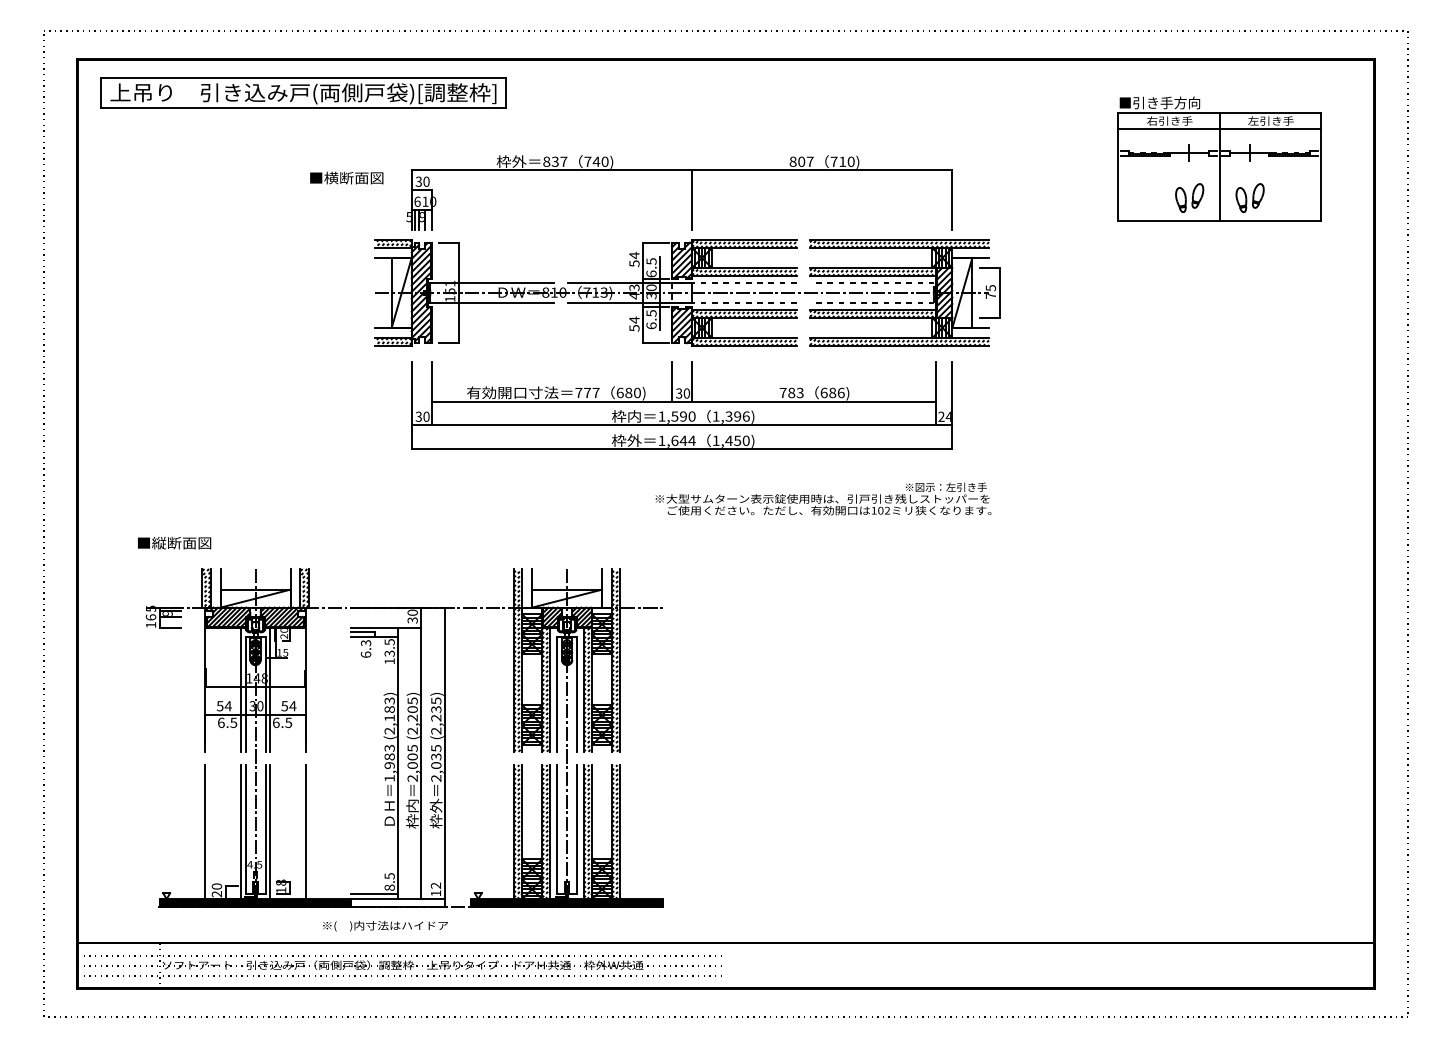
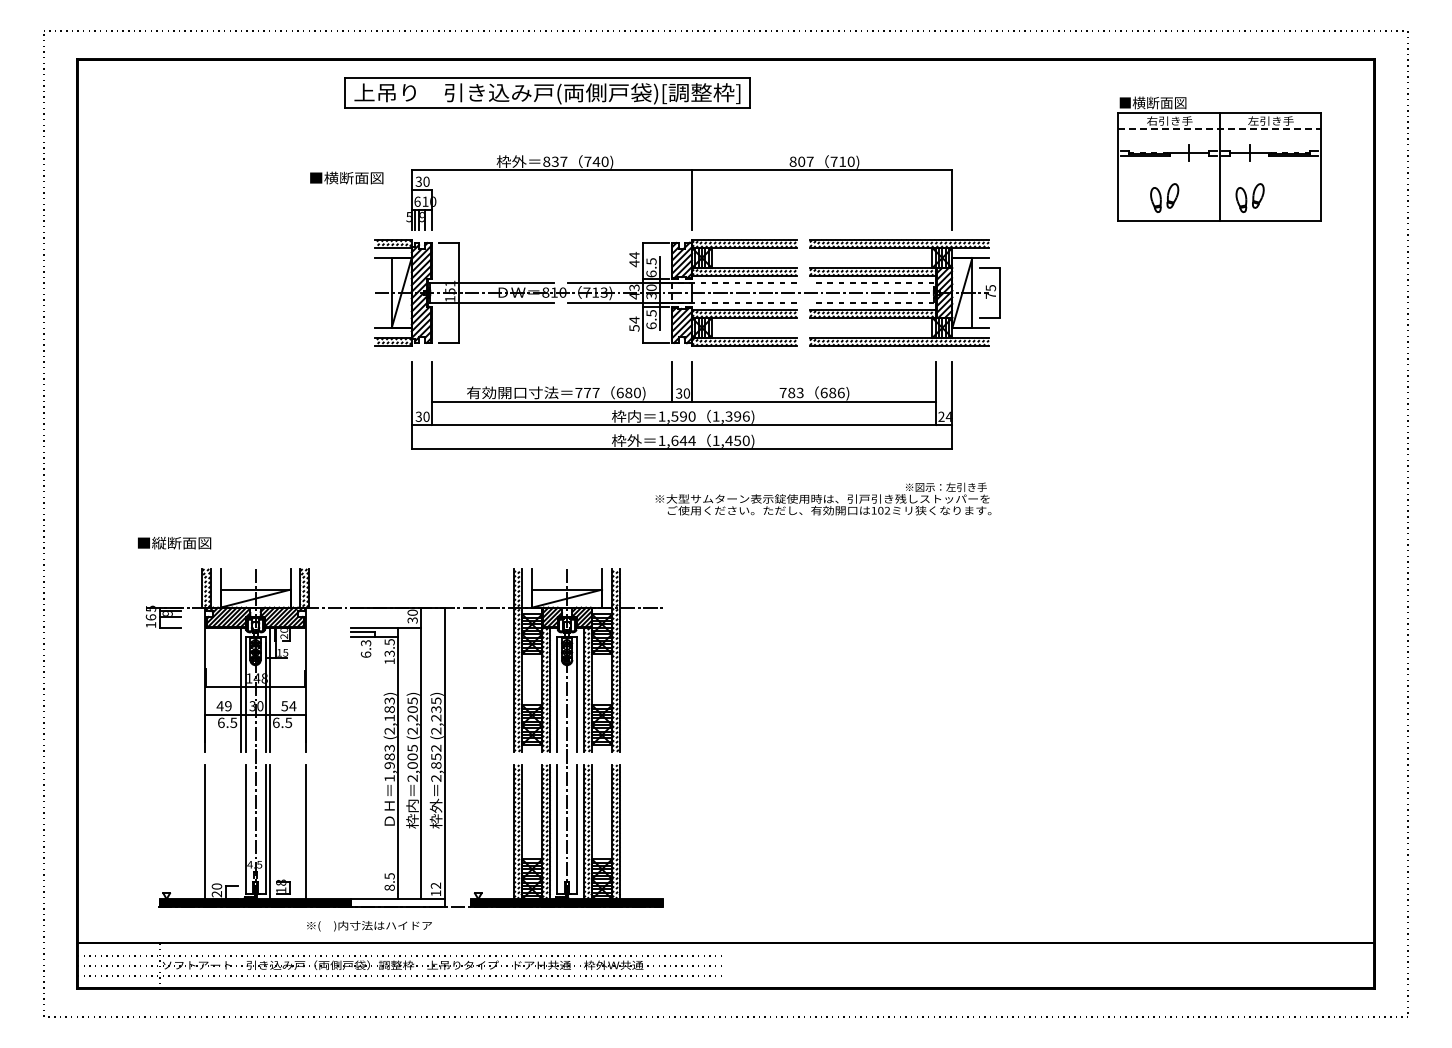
part position: (303, 92) -> (547, 92) (547, 92)
text: ■引き手方向 -> ■横断面図 (1166, 102)
line: solid -> dashed (1220, 129)
part position: (1189, 197) -> (1164, 197) (1164, 197)
text: 54 -> 44 (634, 263)
text: 54 -> 49 (223, 706)
text: 2,035 -> 2,852 (436, 756)
line: present -> none (241, 832)
line: present -> none (374, 893)
text position: (385, 926) -> (369, 926) (369, 926)
